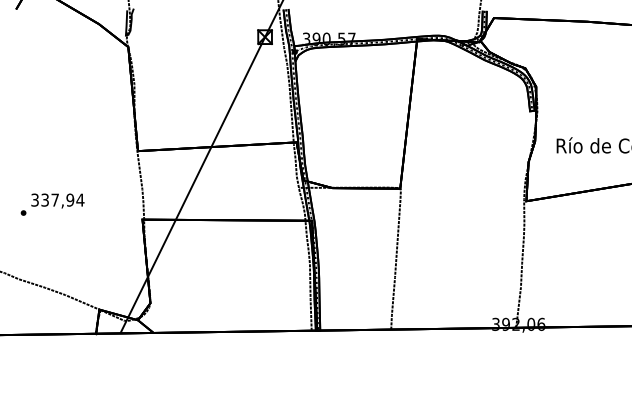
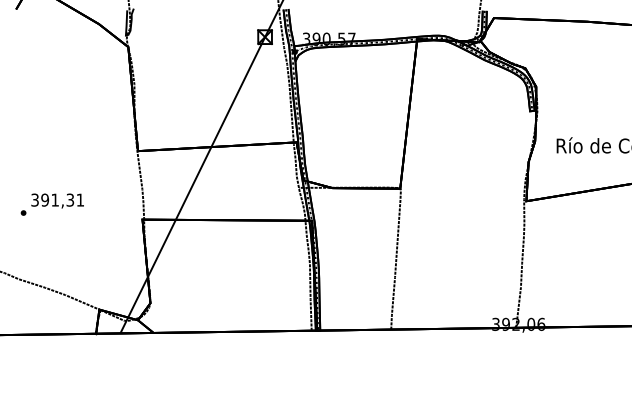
text: 337,94 -> 391,31 (62, 199)
